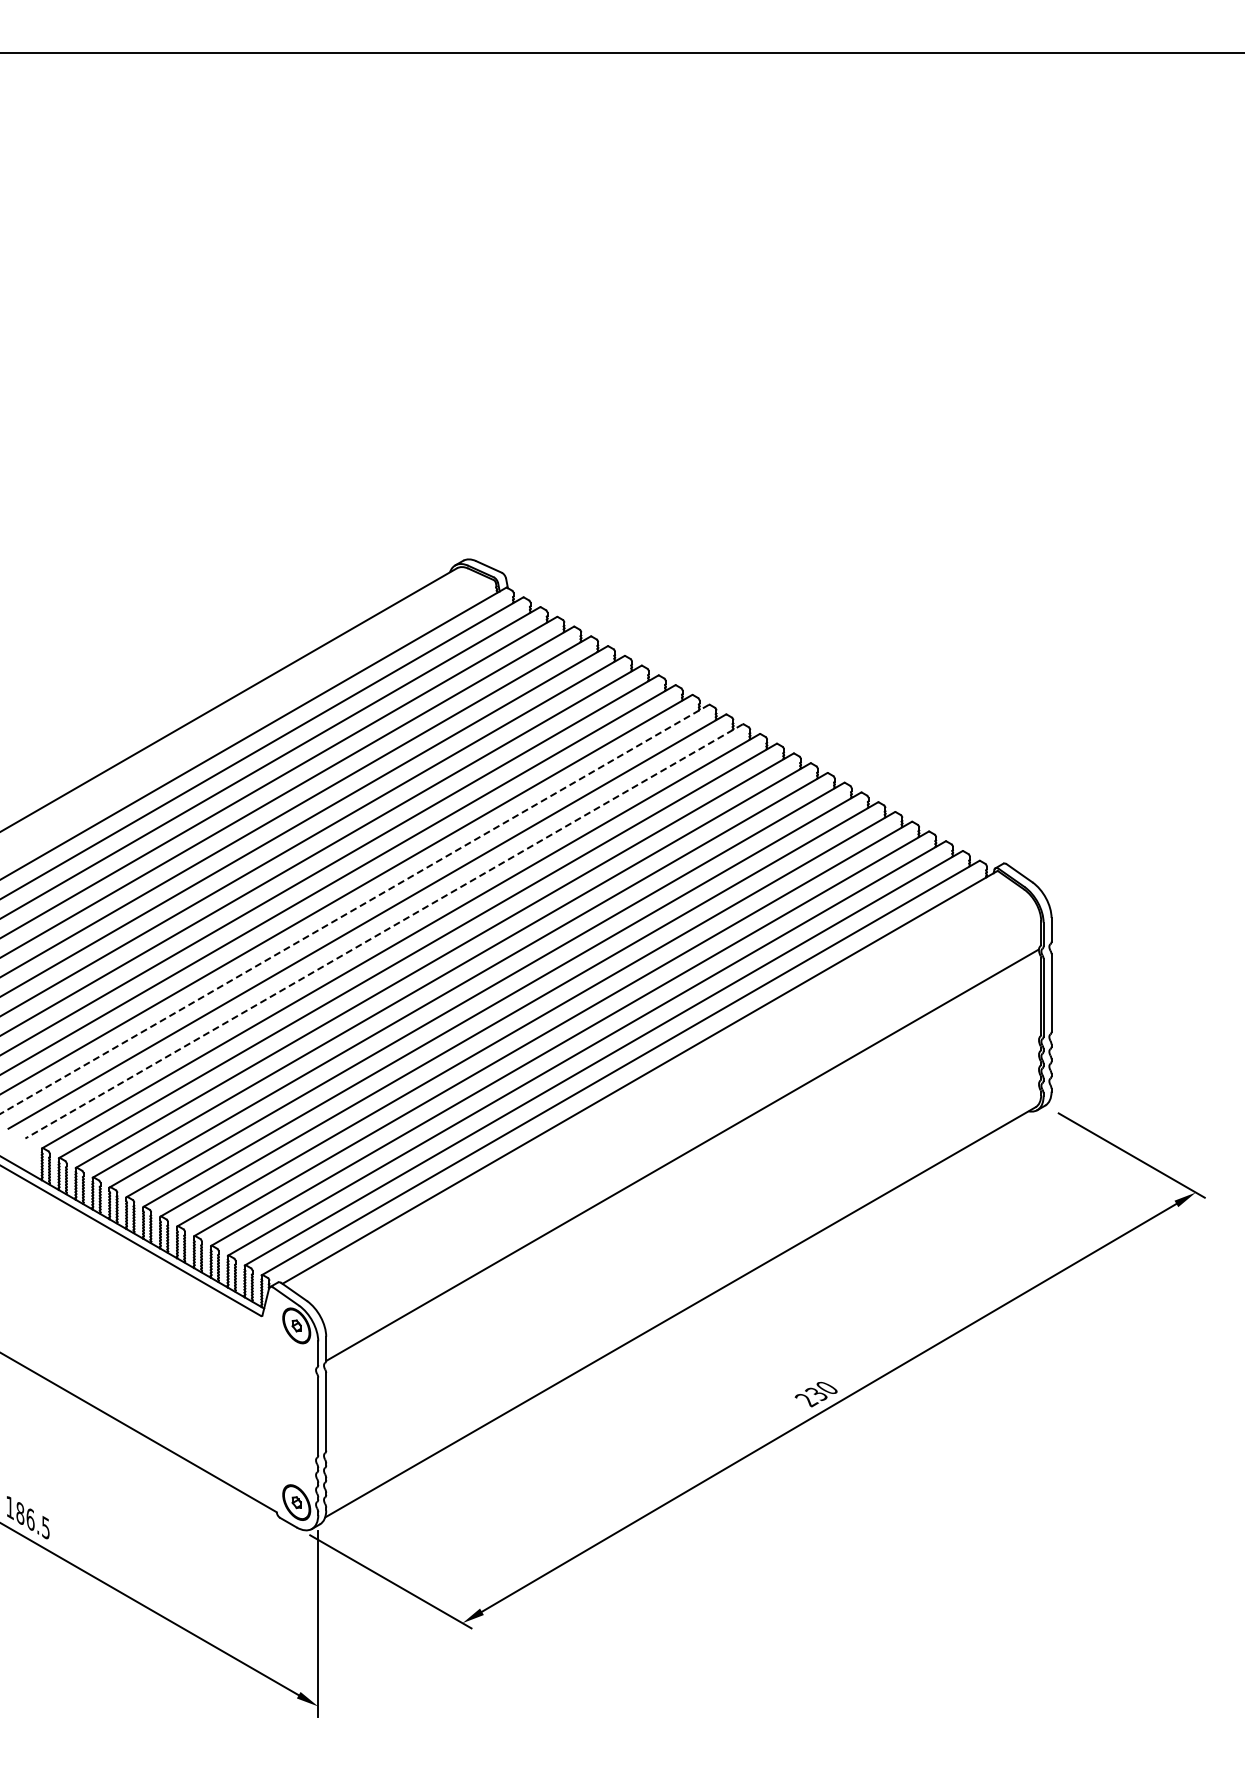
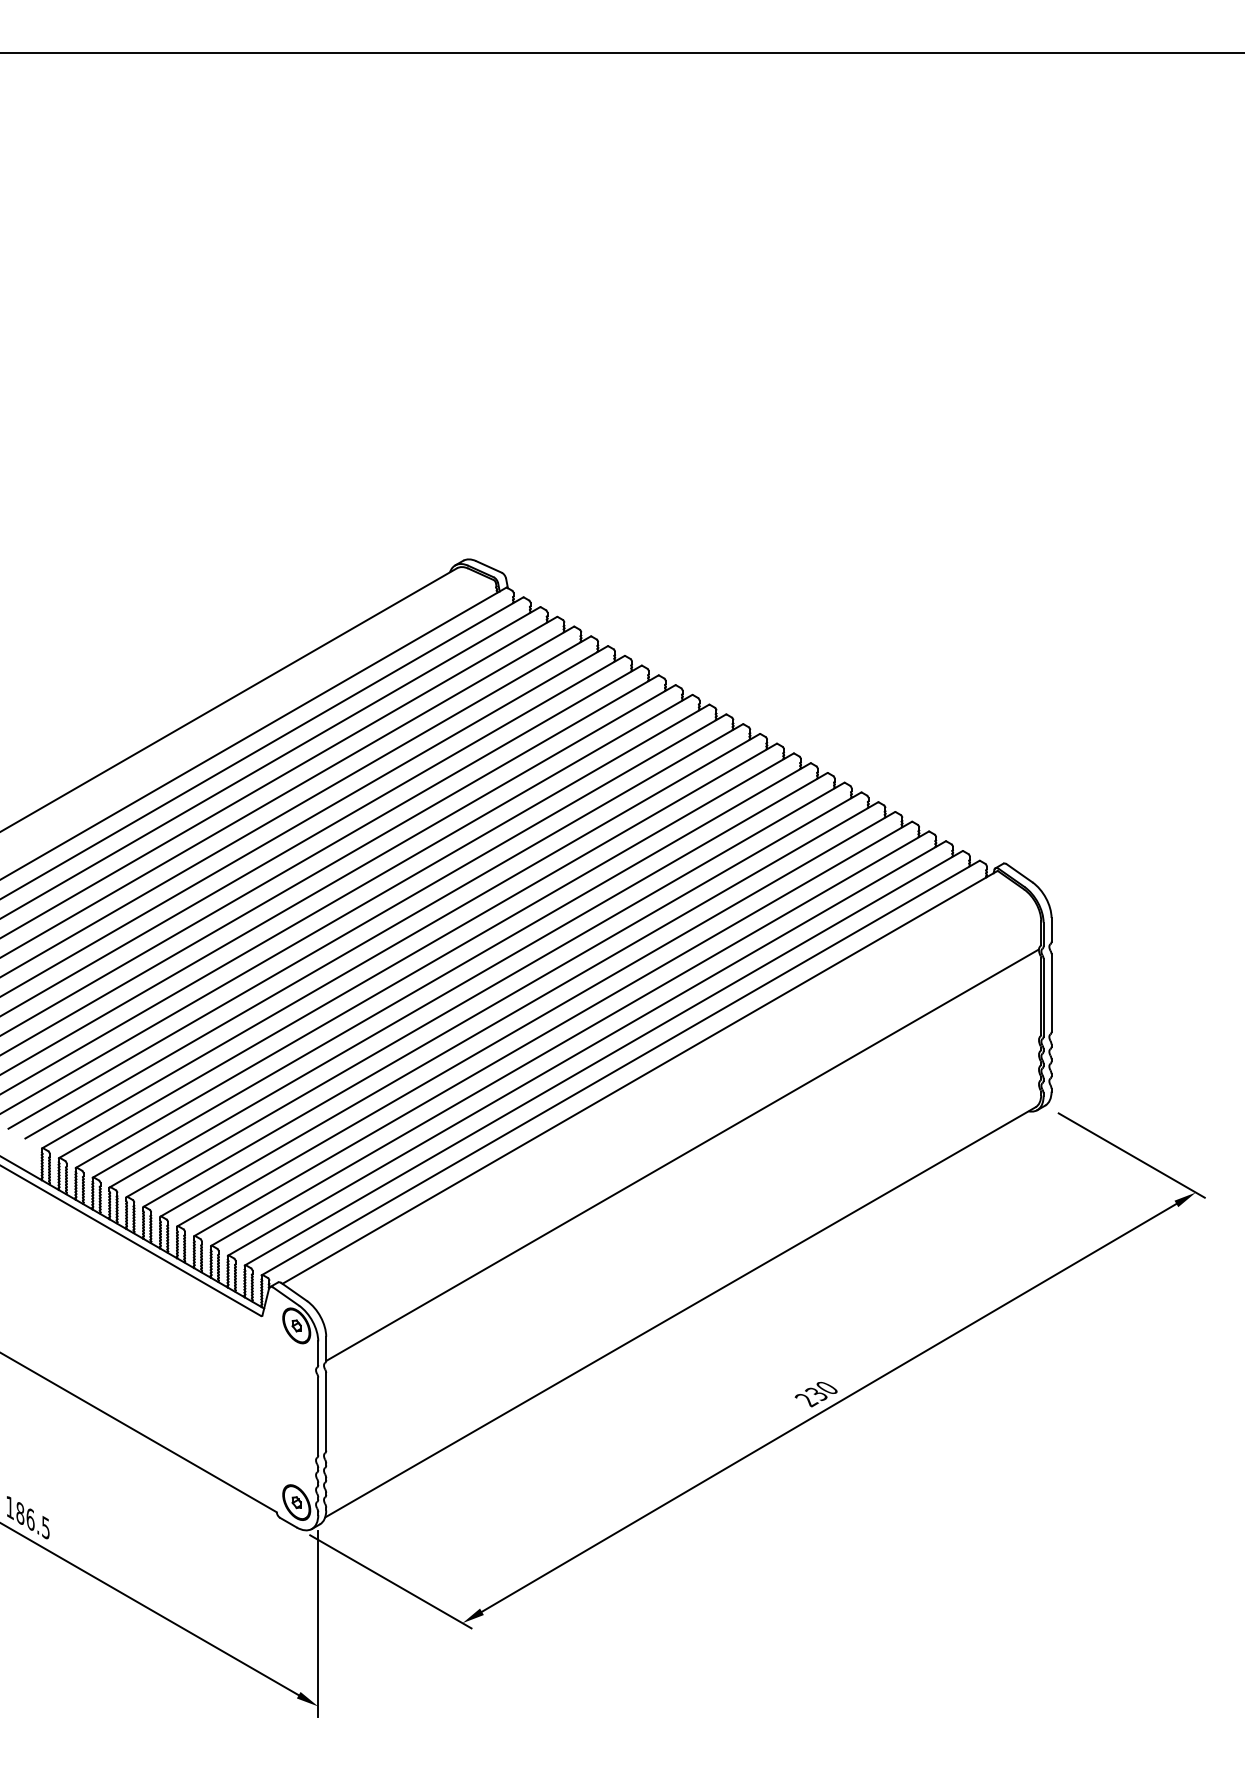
line: dashed -> solid (354, 909)
line: dashed -> solid (383, 931)
